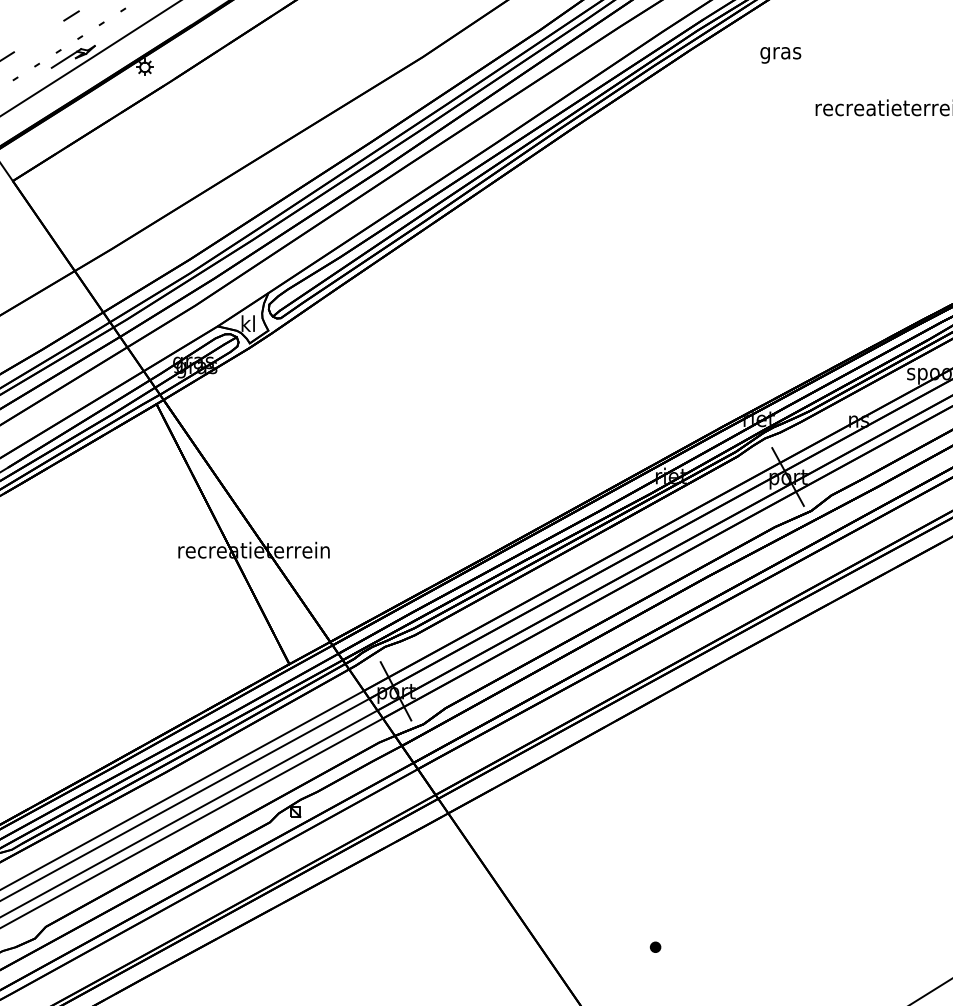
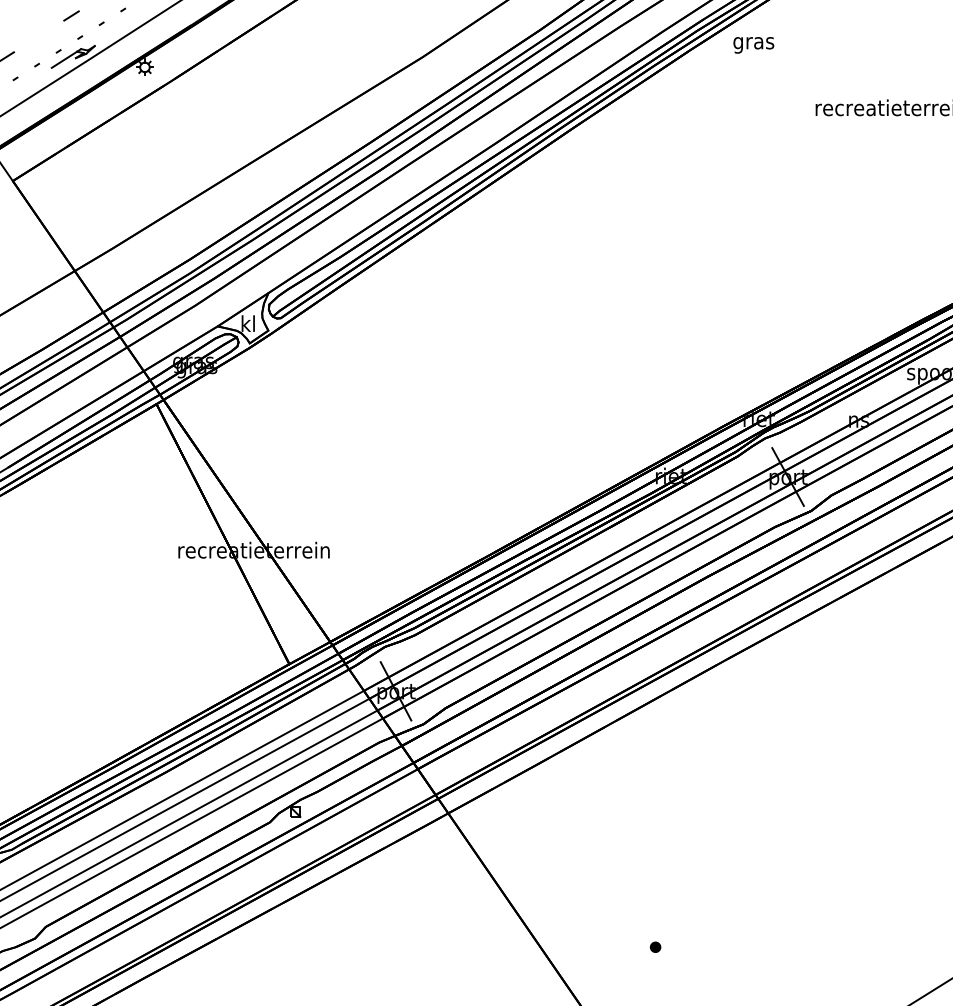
text position: (780, 55) -> (753, 45) (753, 45)
